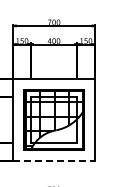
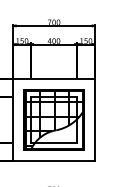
line: dashed -> solid (54, 160)
